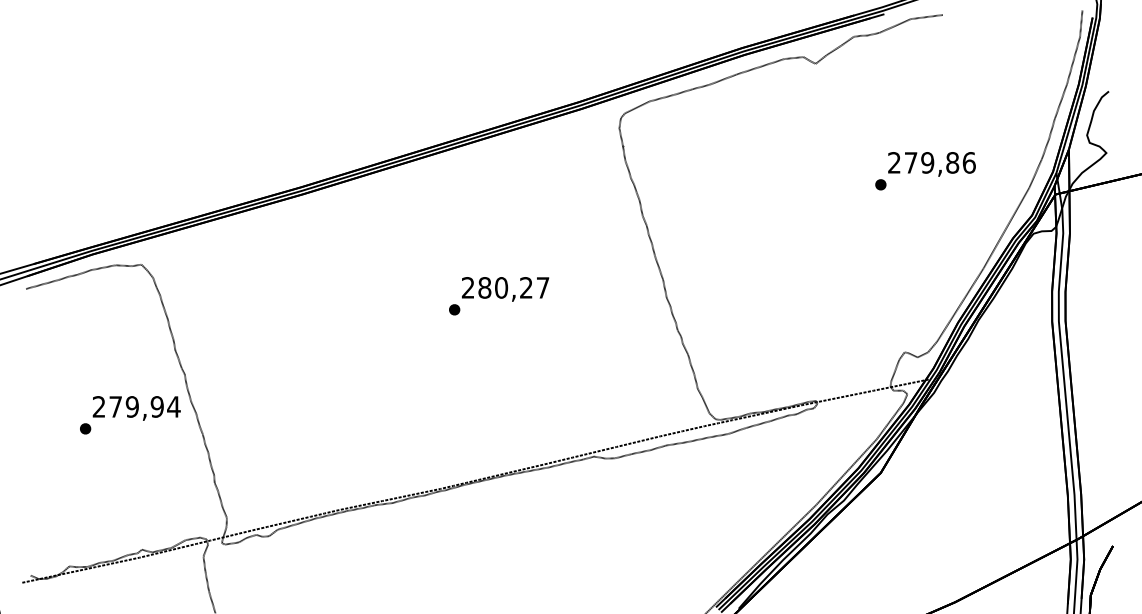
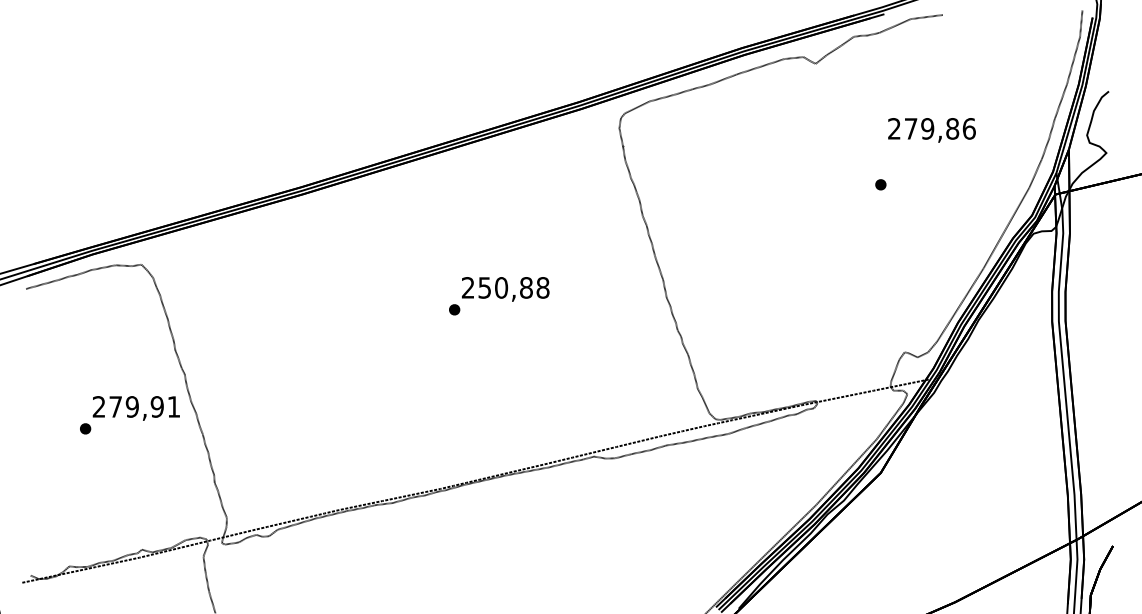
text position: (931, 164) -> (931, 130) (931, 130)
text: 280,27 -> 250,88 (513, 287)
text: 279,94 -> 279,91 (173, 406)
